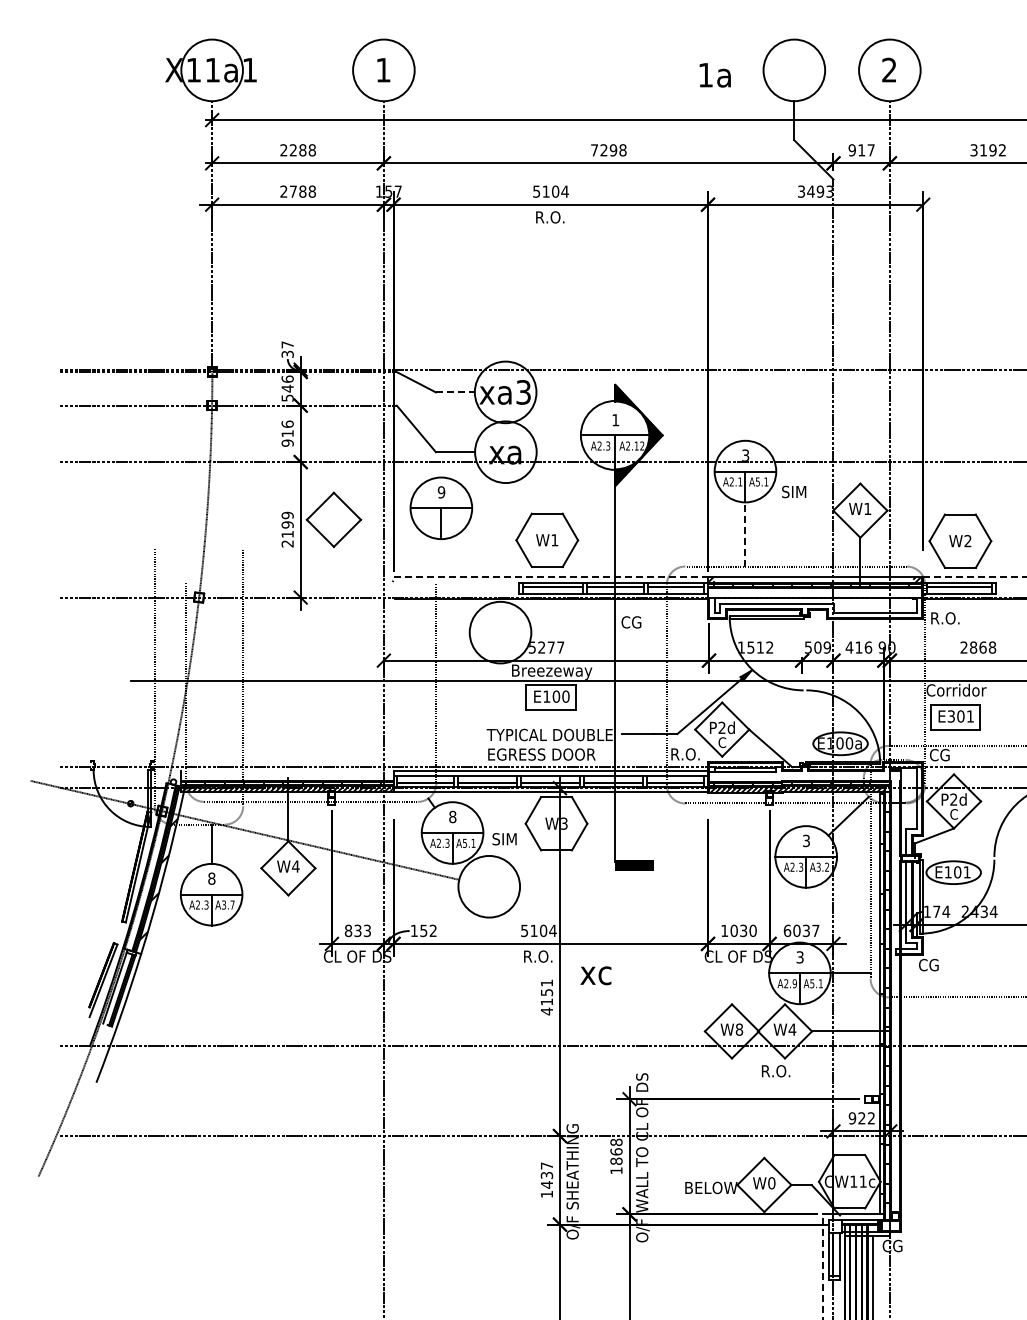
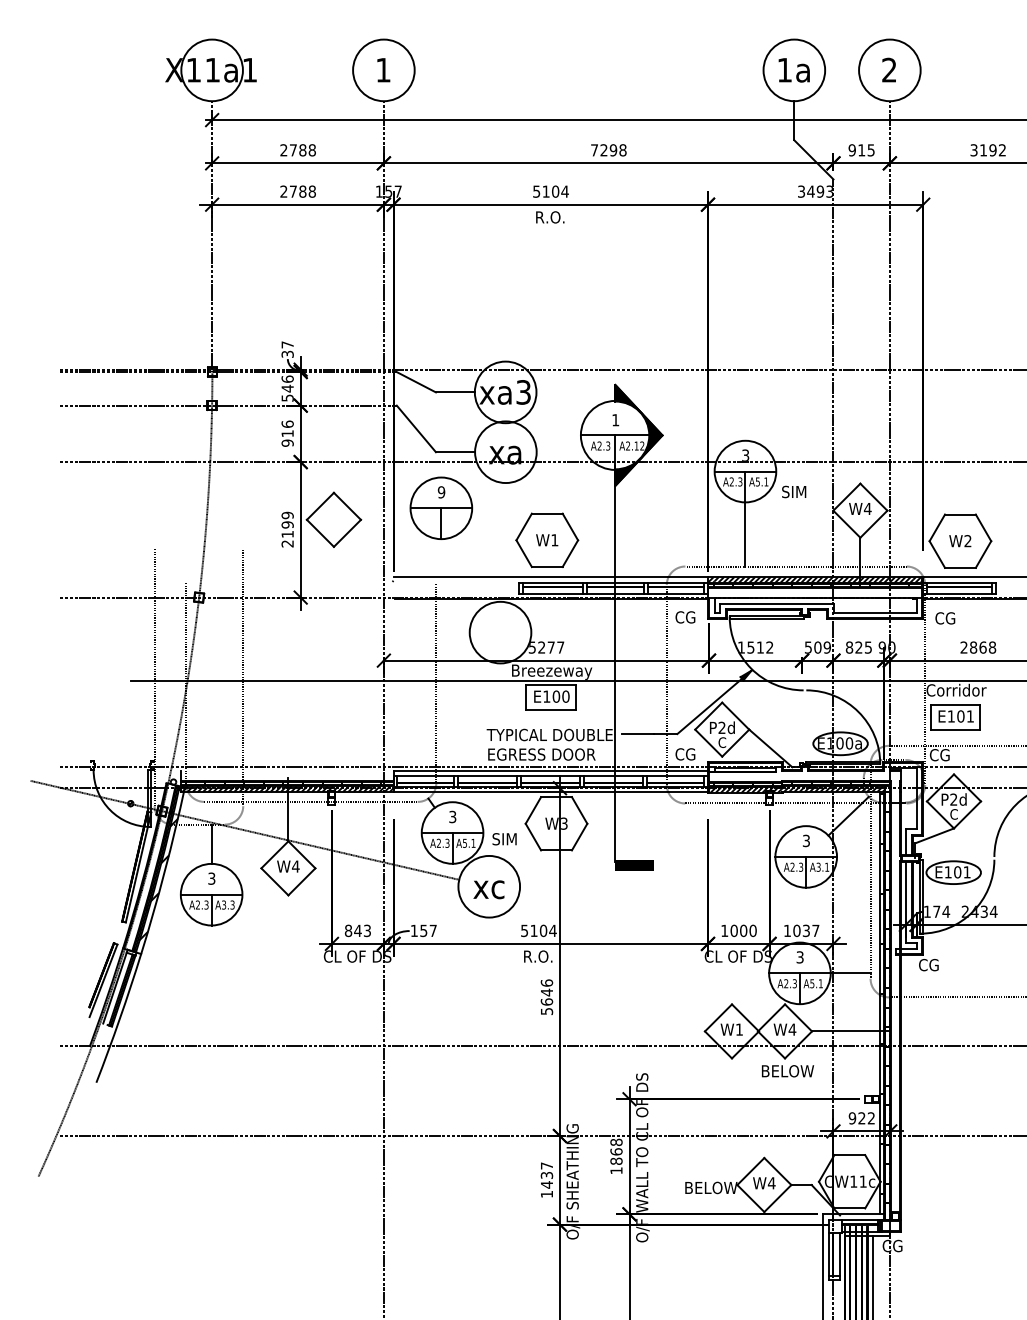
text position: (714, 75) -> (793, 70) (793, 70)
text: 2288 -> 2788 (292, 150)
text: 917 -> 915 (870, 150)
line: dashed -> solid (455, 392)
text: A2.1 -> A2.3 (740, 481)
text: W1 -> W4 (867, 508)
line: dashed -> solid (745, 533)
line: dashed -> solid (551, 577)
line: dashed -> solid (974, 577)
hatch: none -> present (813, 579)
text: R.O. -> CG (945, 618)
text position: (631, 622) -> (685, 617) (685, 617)
text: 416 -> 825 (858, 647)
text: E301 -> E101 (950, 716)
text: R.O. -> CG (685, 754)
text: 8 -> 3 (452, 816)
text: A3.2 -> A3.1 (826, 866)
text: 8 -> 3 (211, 878)
text: A3.7 -> A3.3 (232, 904)
text: 833 -> 843 (357, 930)
text: 152 -> 157 (432, 930)
text: 1030 -> 1000 (743, 930)
text: 6037 -> 1037 (787, 930)
text position: (595, 975) -> (488, 889) (488, 889)
text: A2.9 -> A2.3 (794, 983)
text: 4151 -> 5646 (546, 997)
text: W8 -> W1 (739, 1029)
text: R.O. -> BELOW (788, 1071)
text: W0 -> W4 (771, 1183)
line: dashed -> solid (823, 1266)
